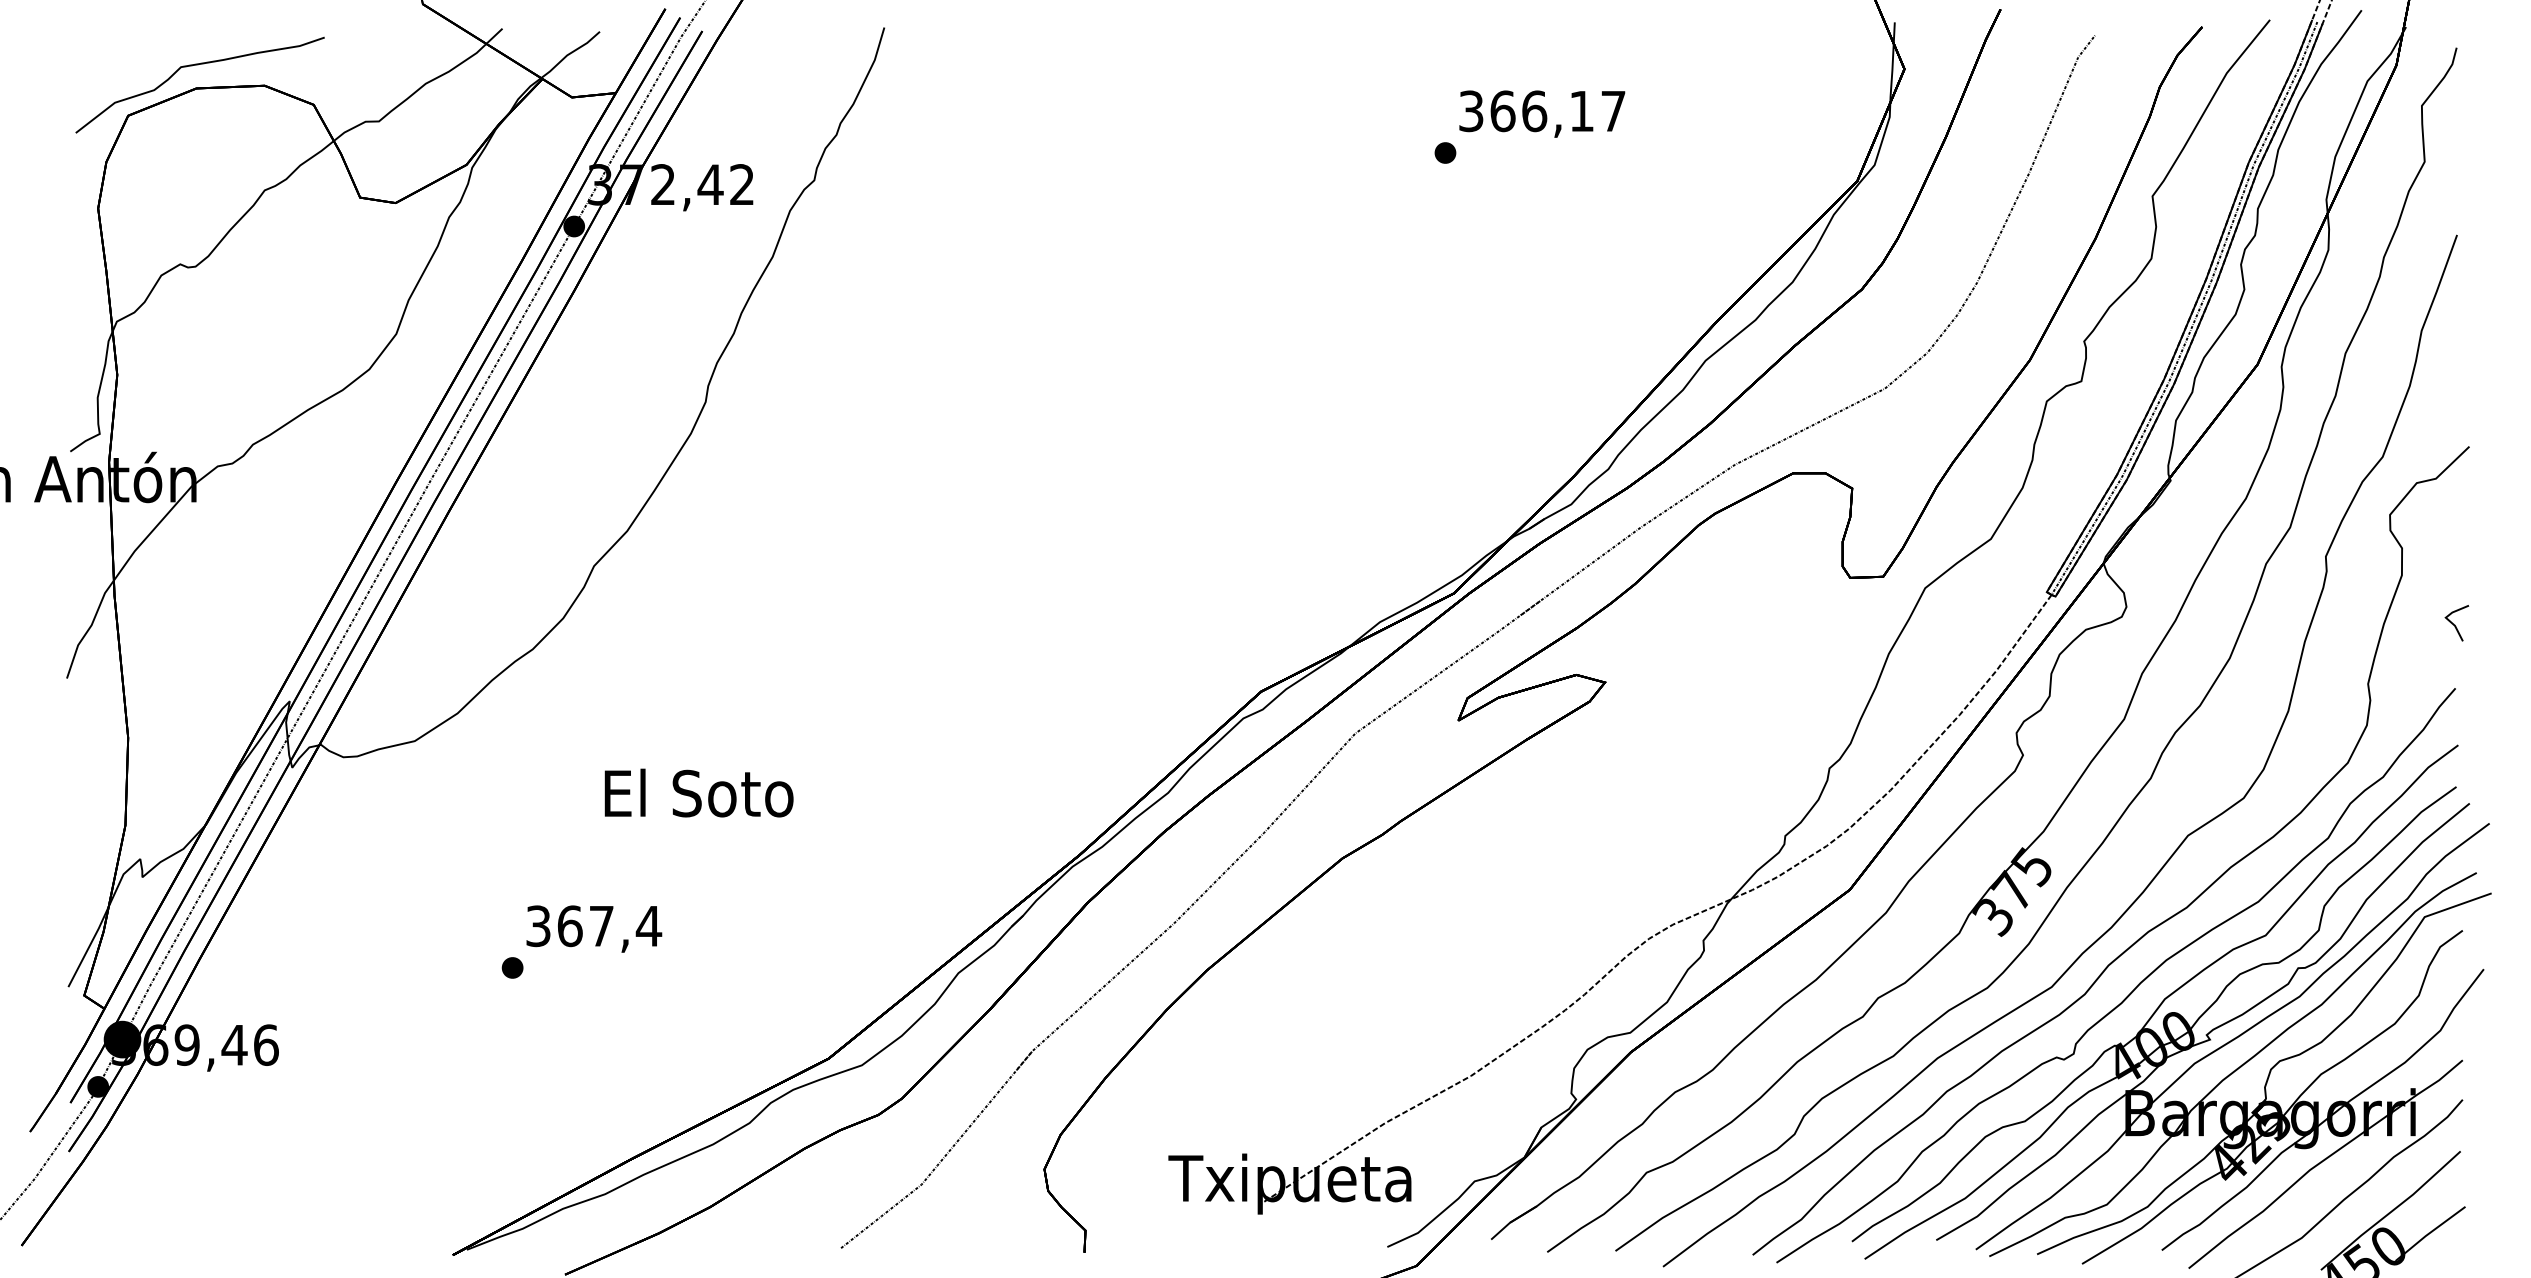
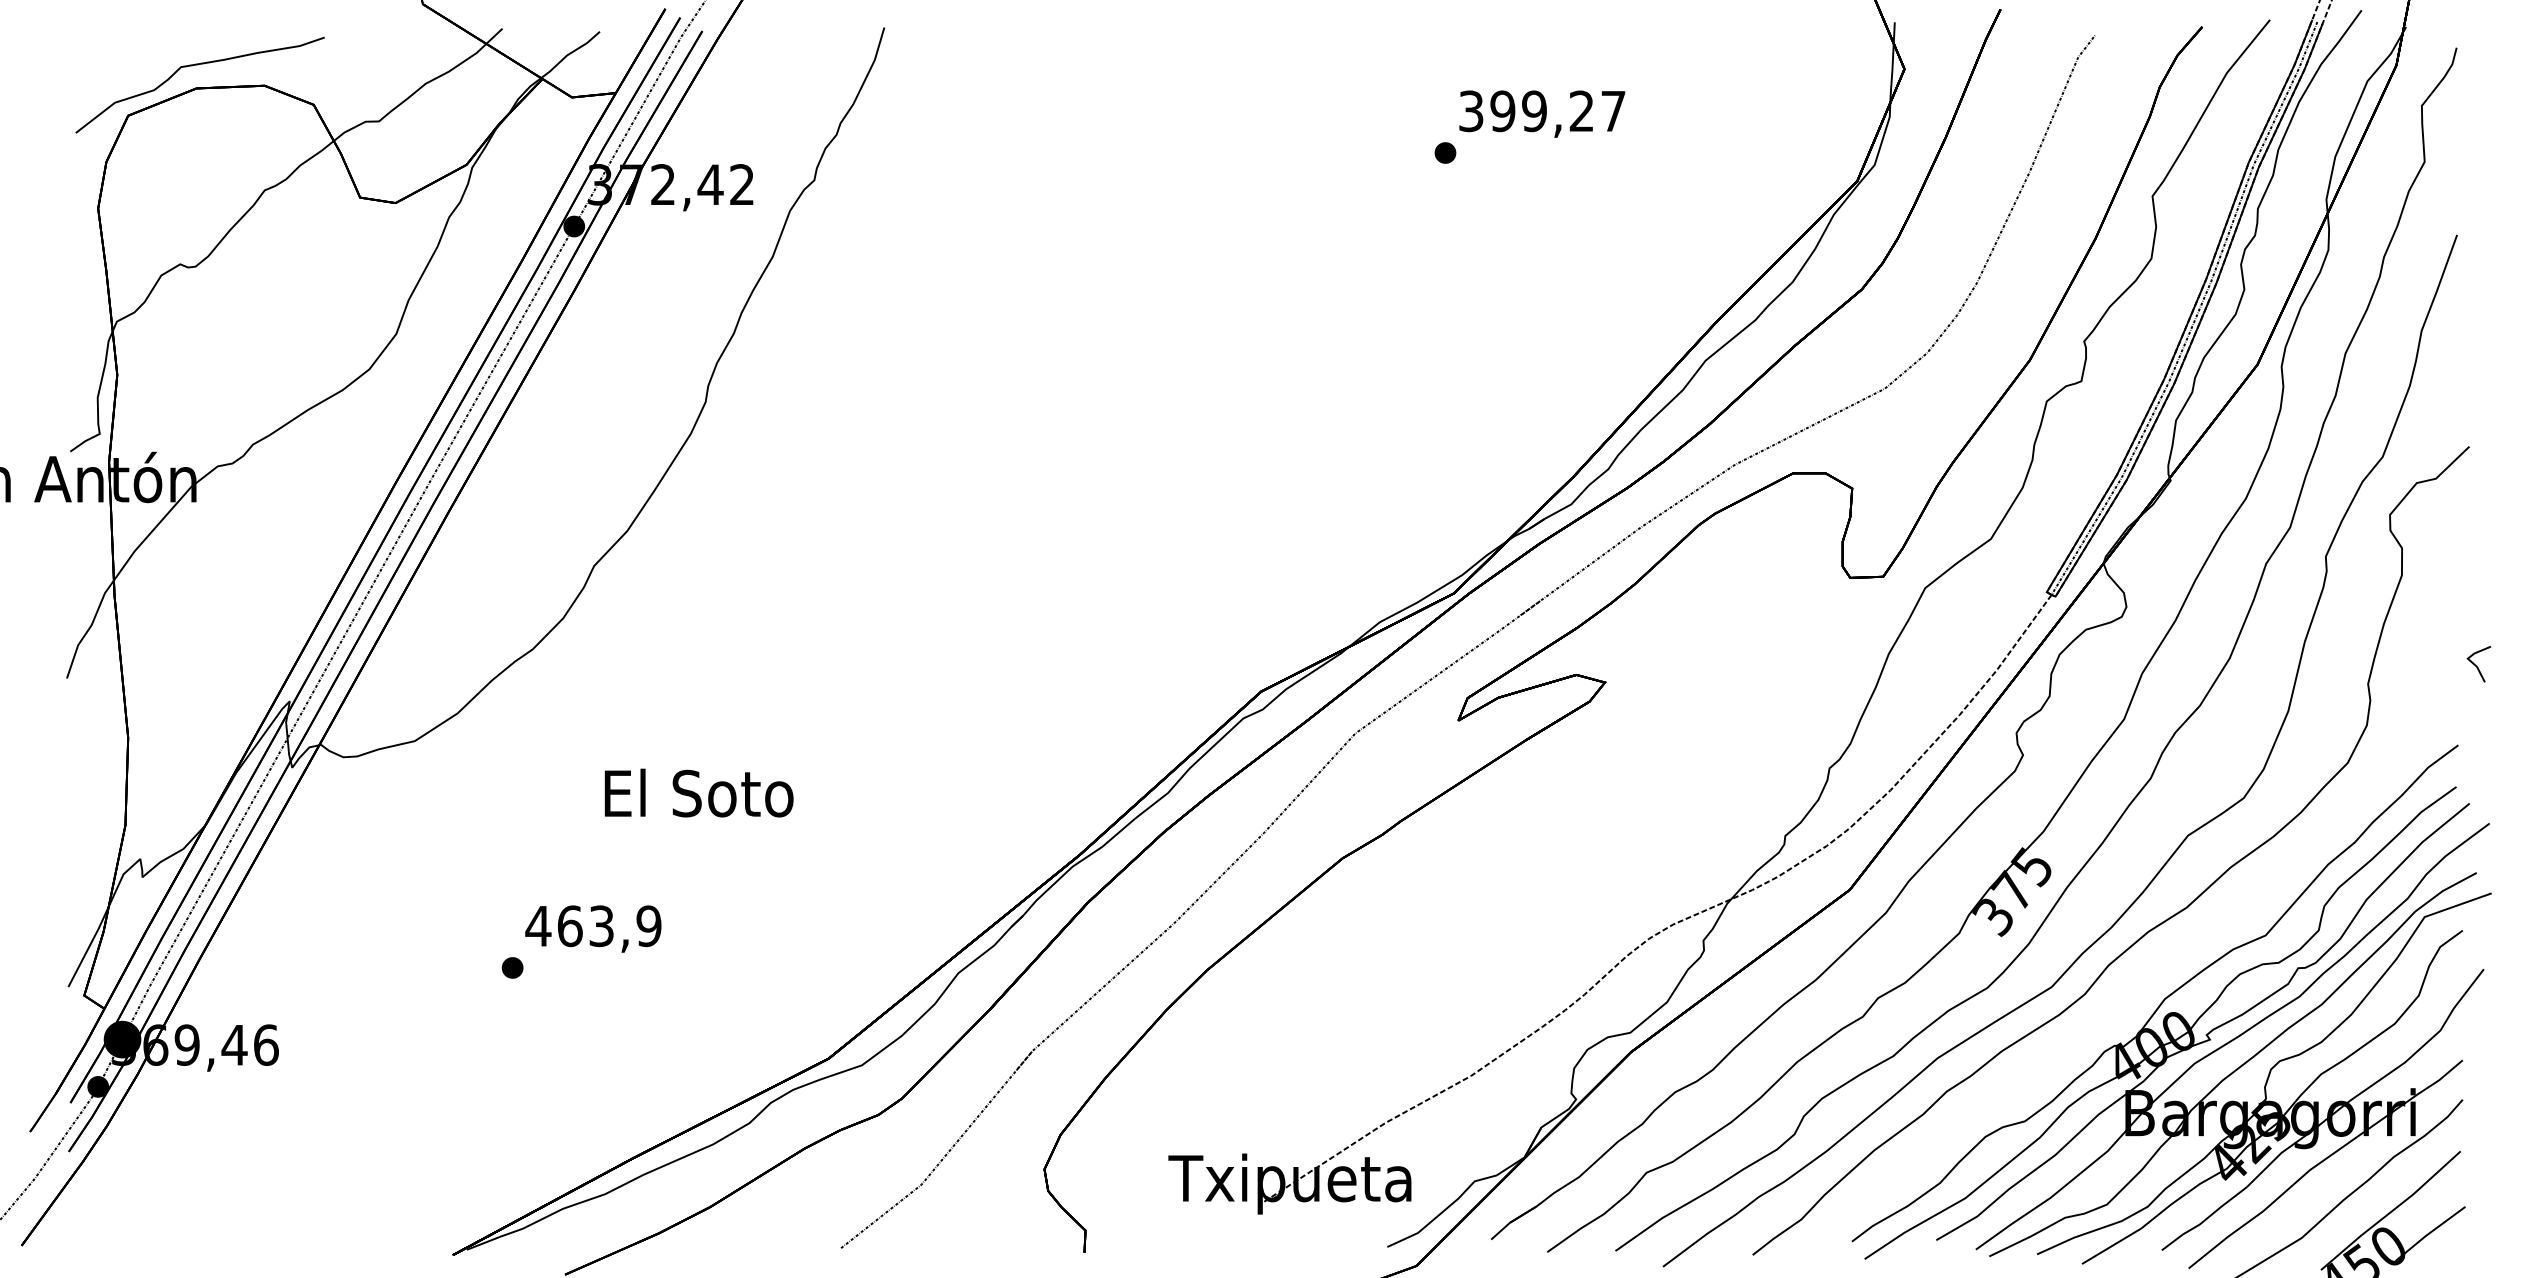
text: 366,17 -> 399,27 (1541, 111)
line position: (2455, 624) -> (2477, 665) (2477, 665)
text: 367,4 -> 463,9 (593, 926)
curve: present -> none (2131, 991)
